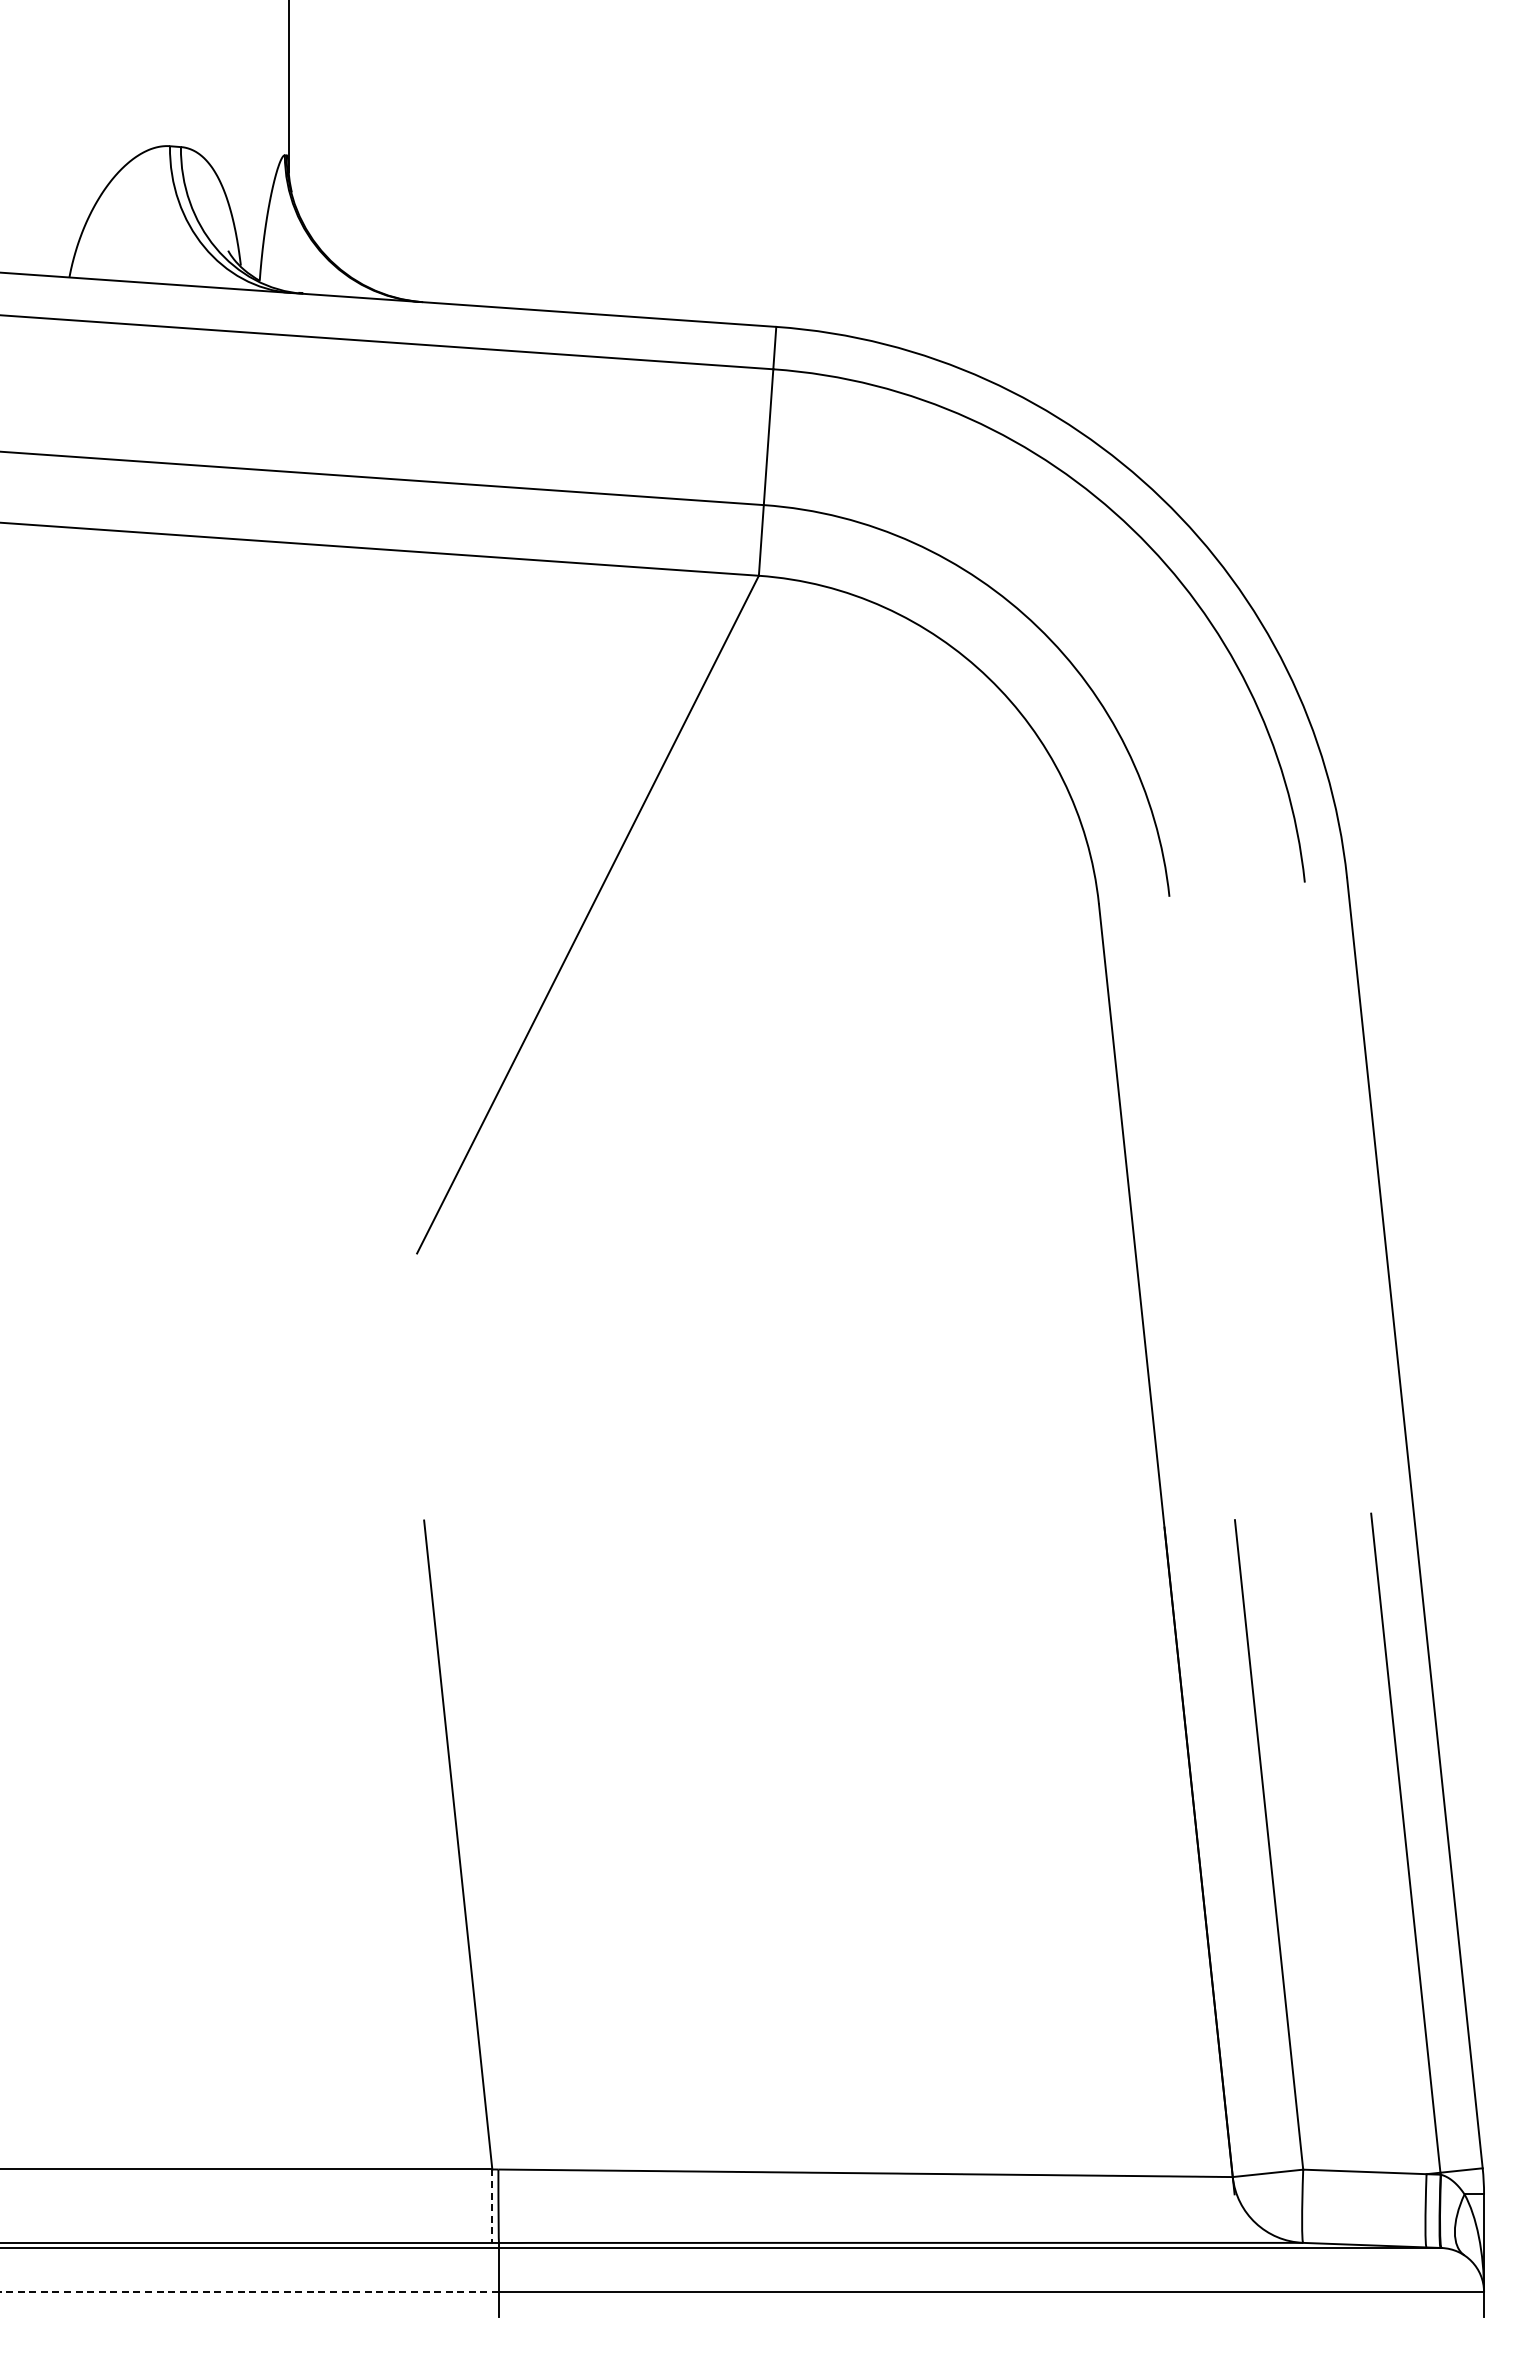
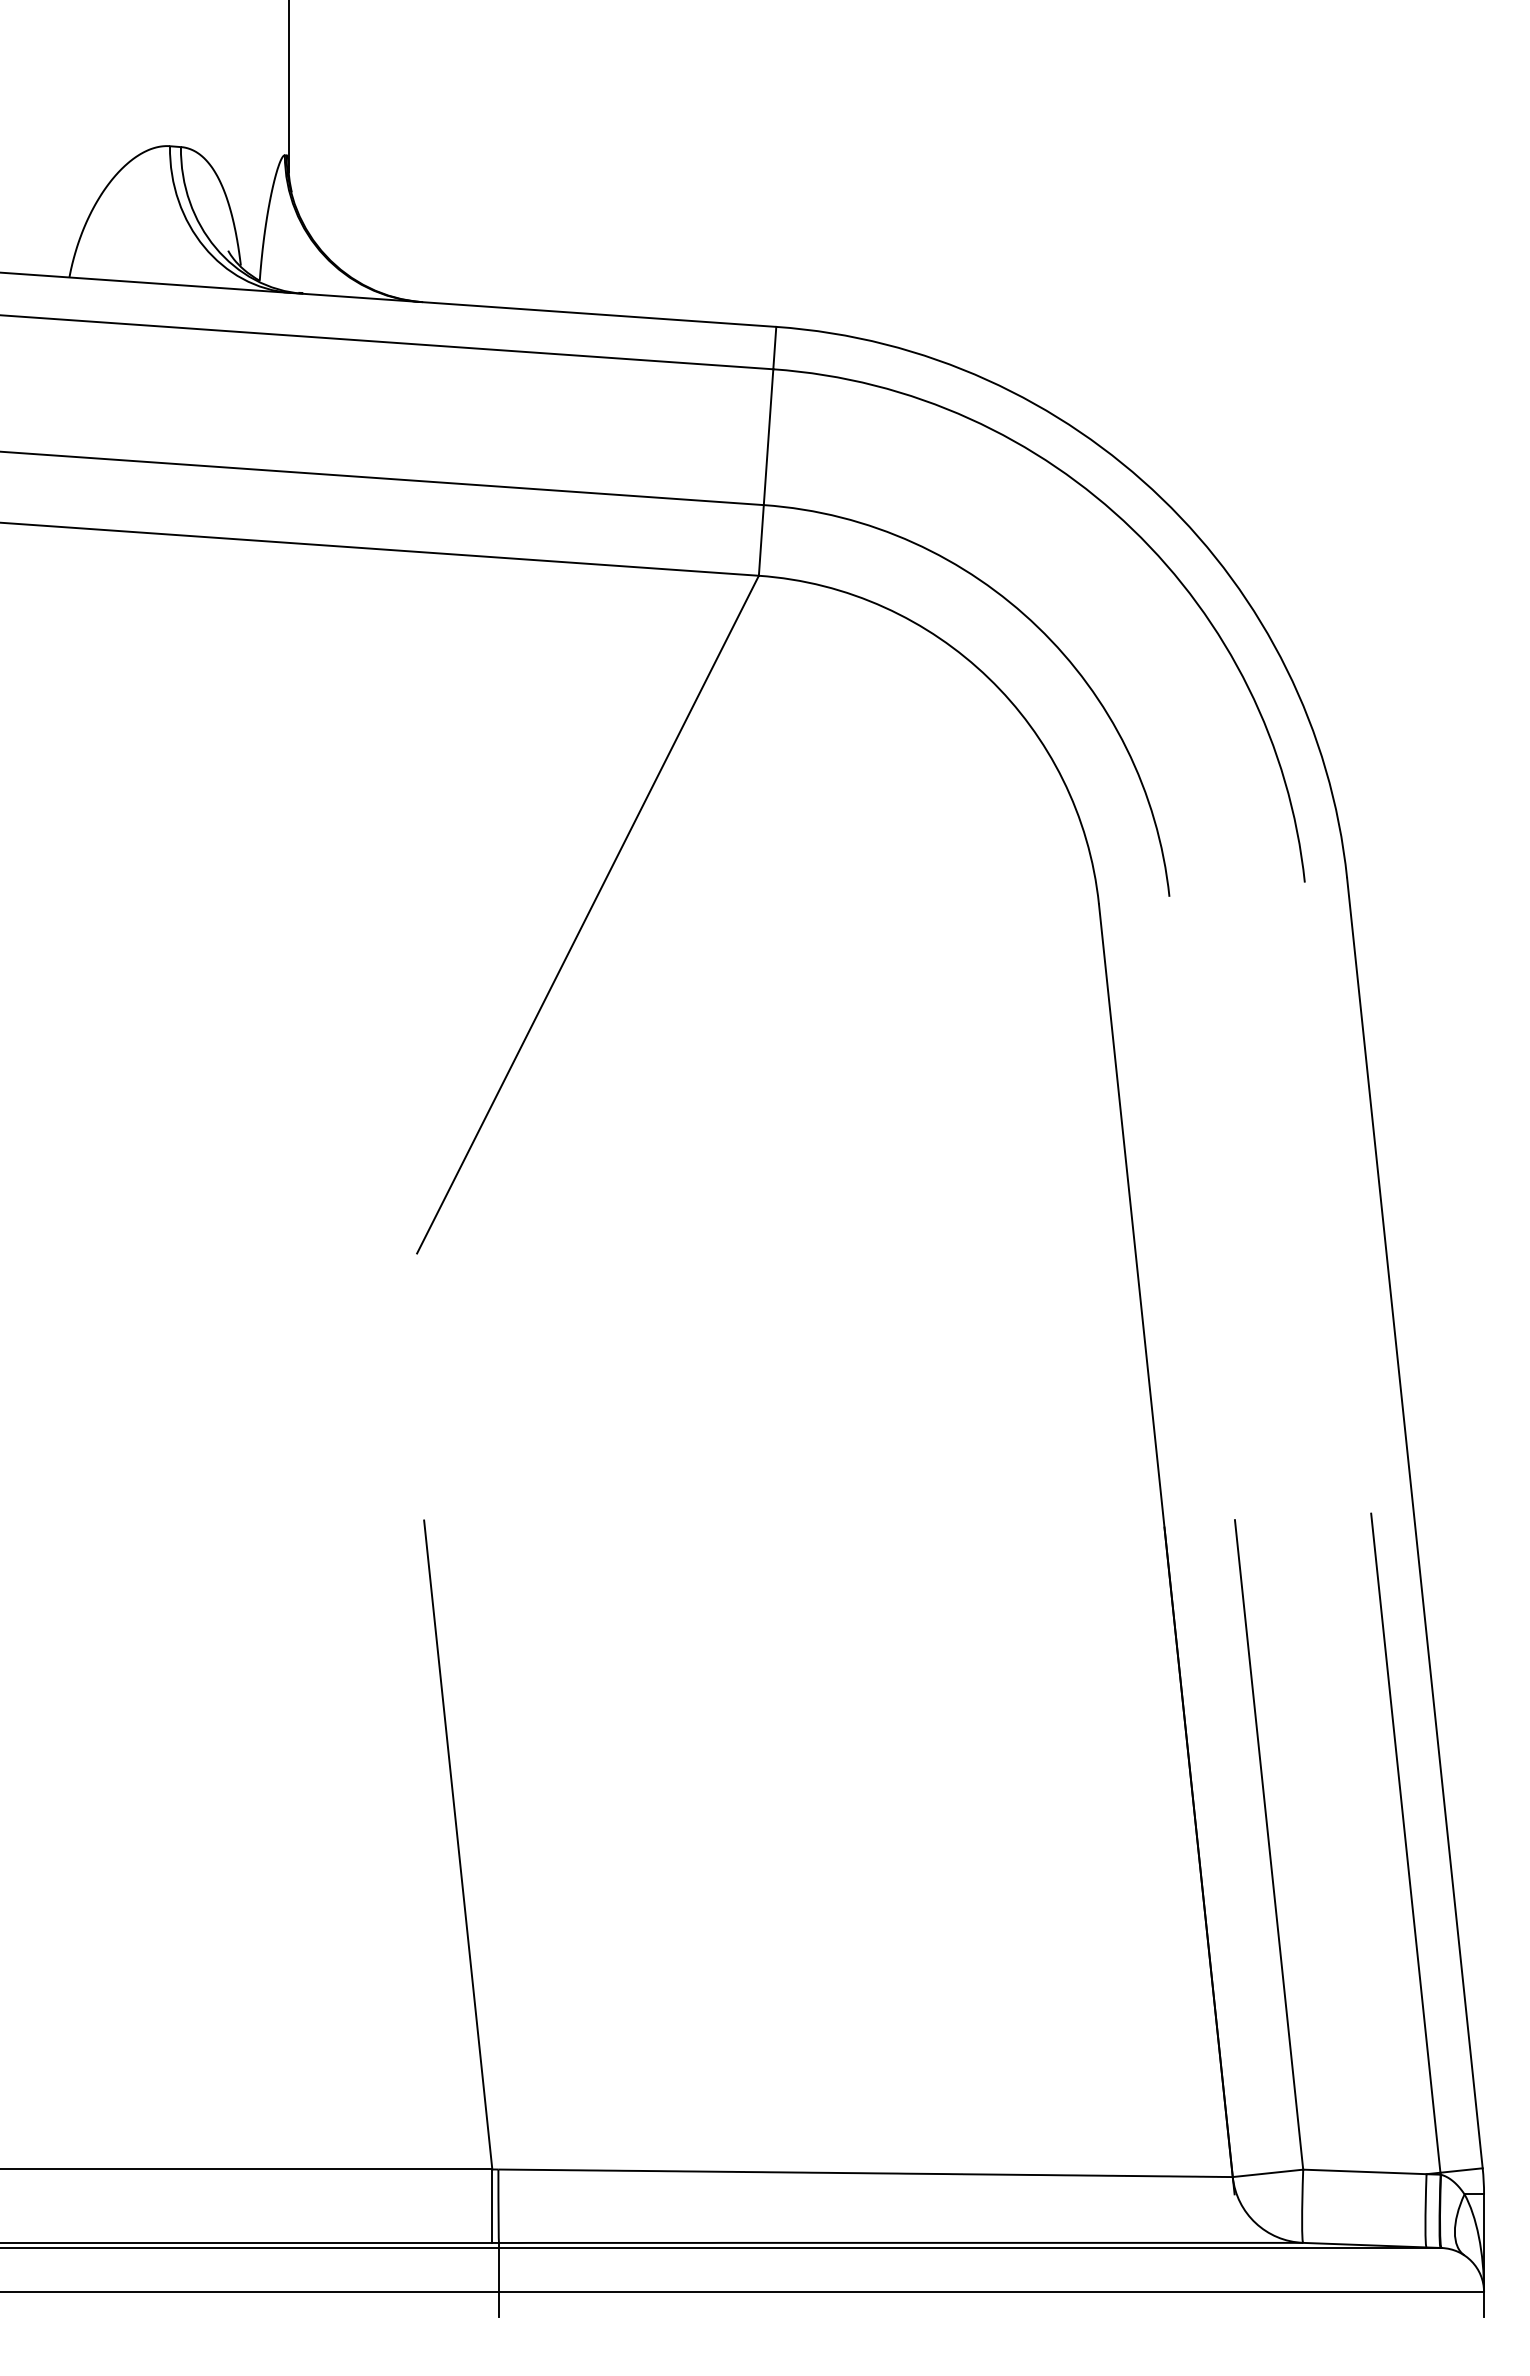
line: dashed -> solid (492, 2206)
line: dashed -> solid (249, 2292)
